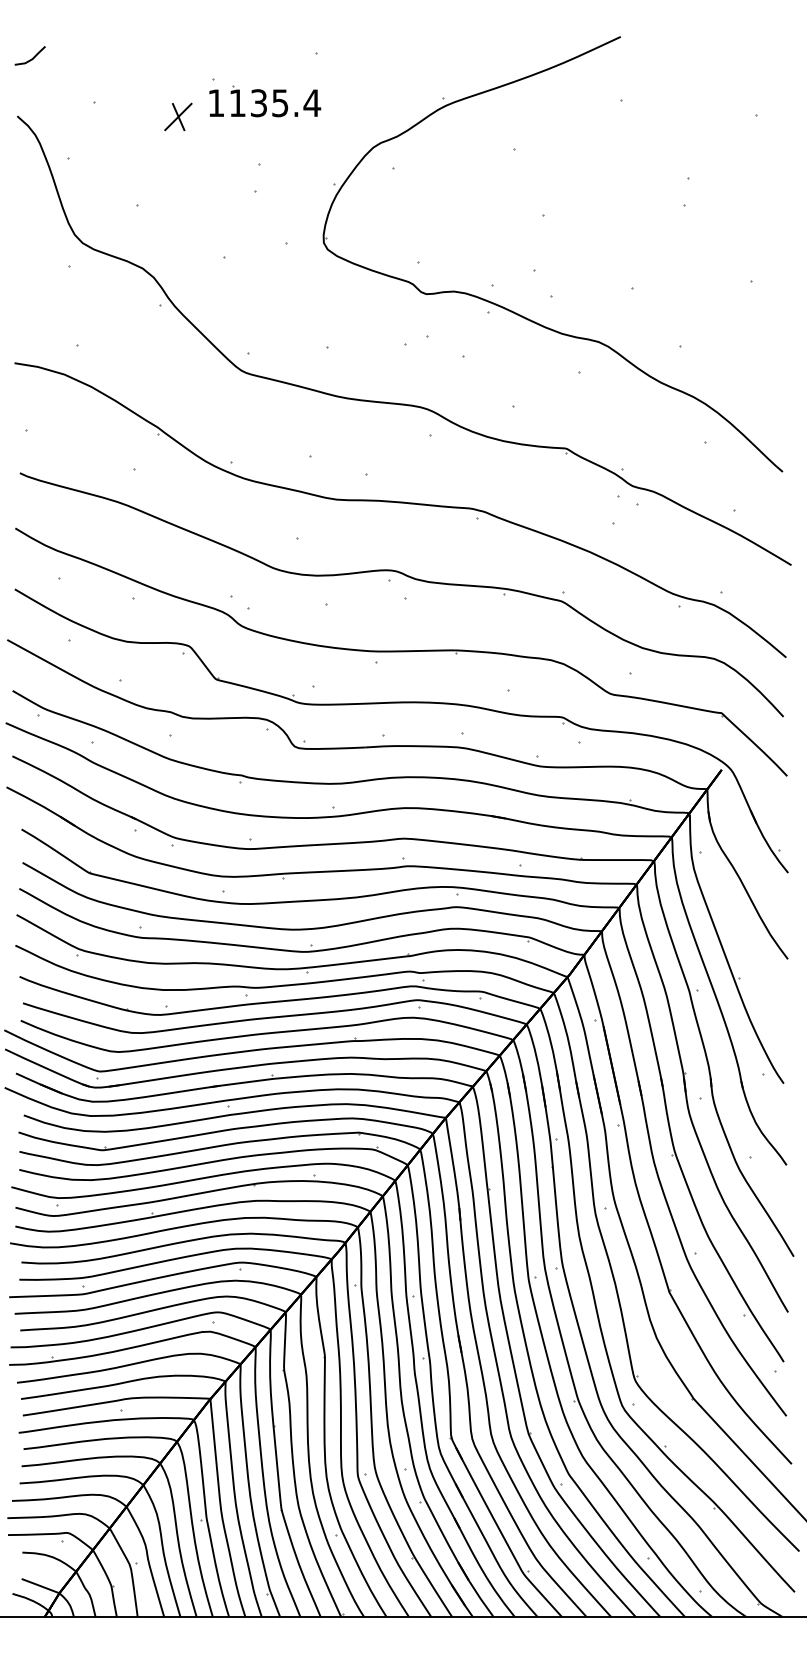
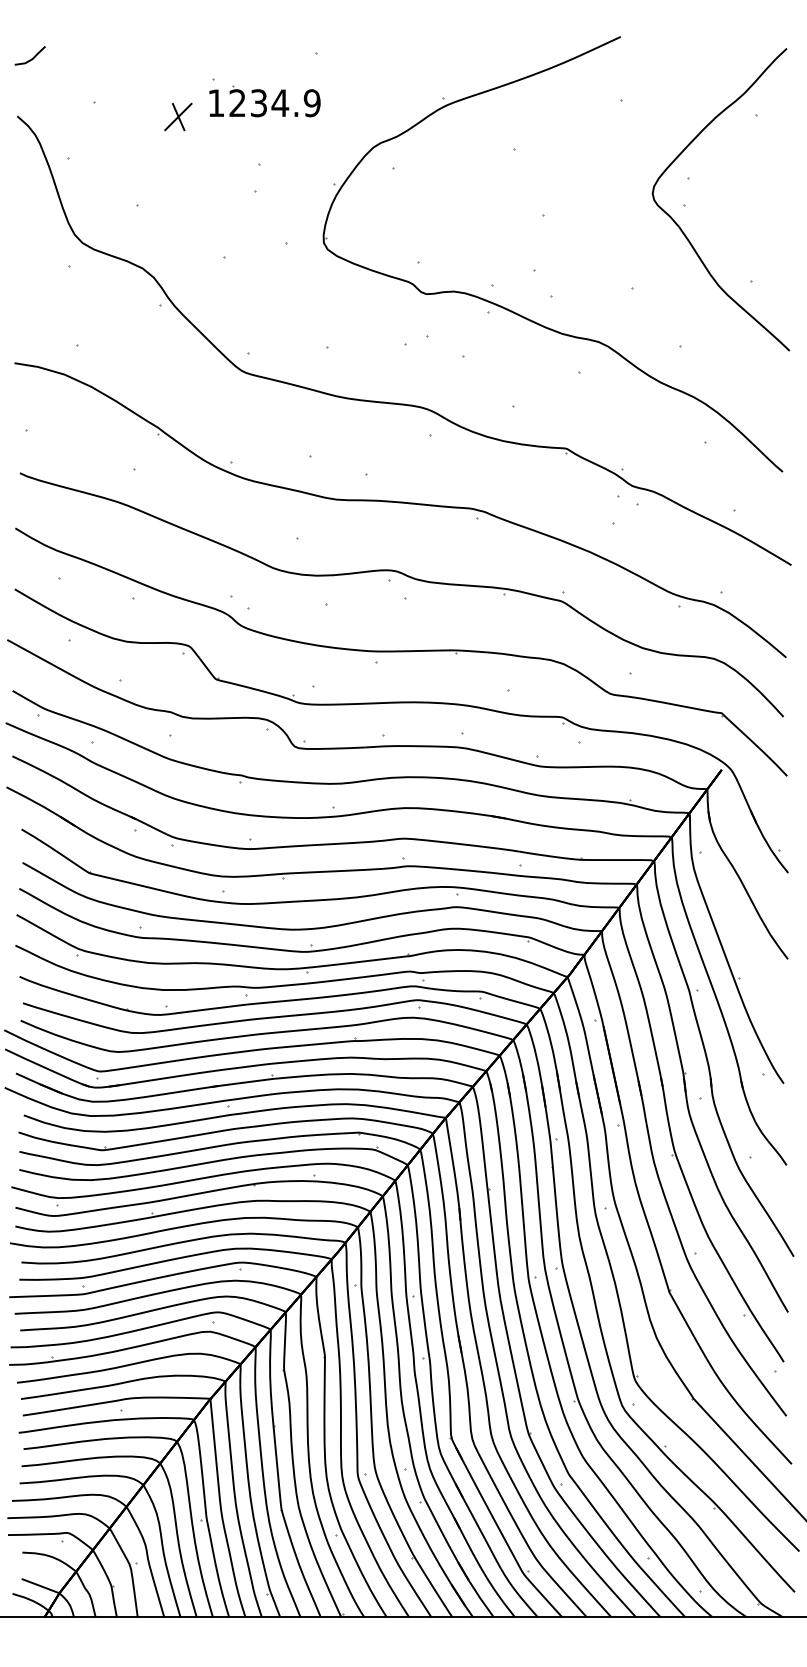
text: 1135.4 -> 1234.9 (275, 103)
curve: none -> present (679, 225)
